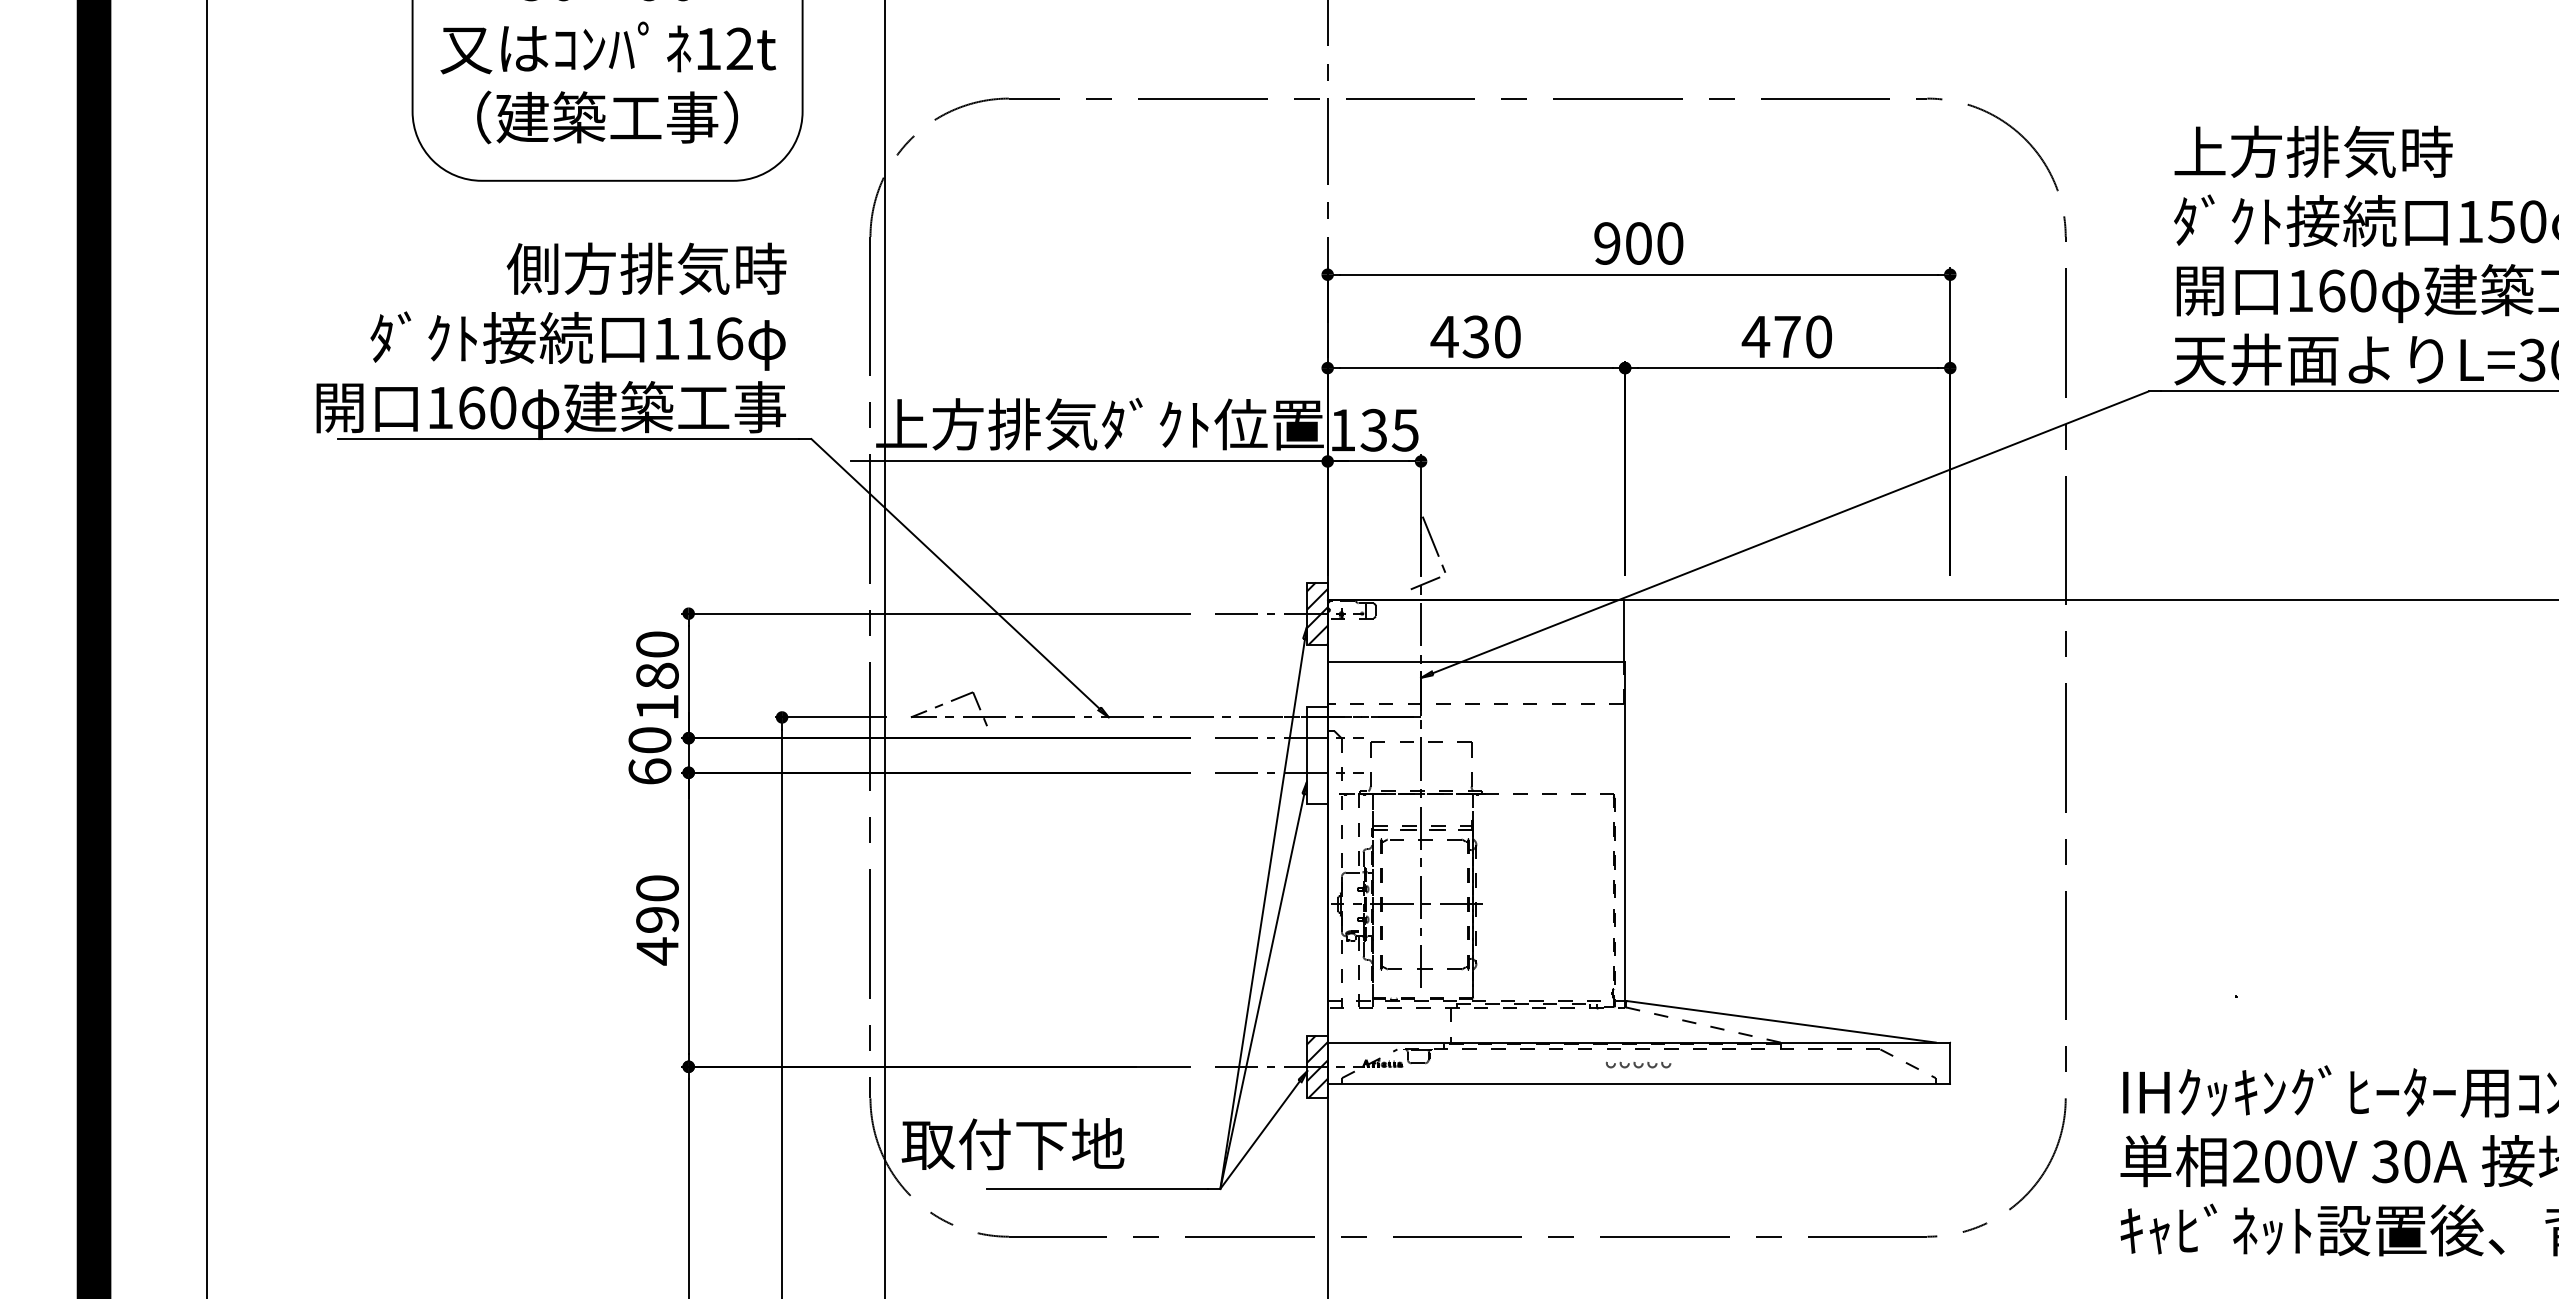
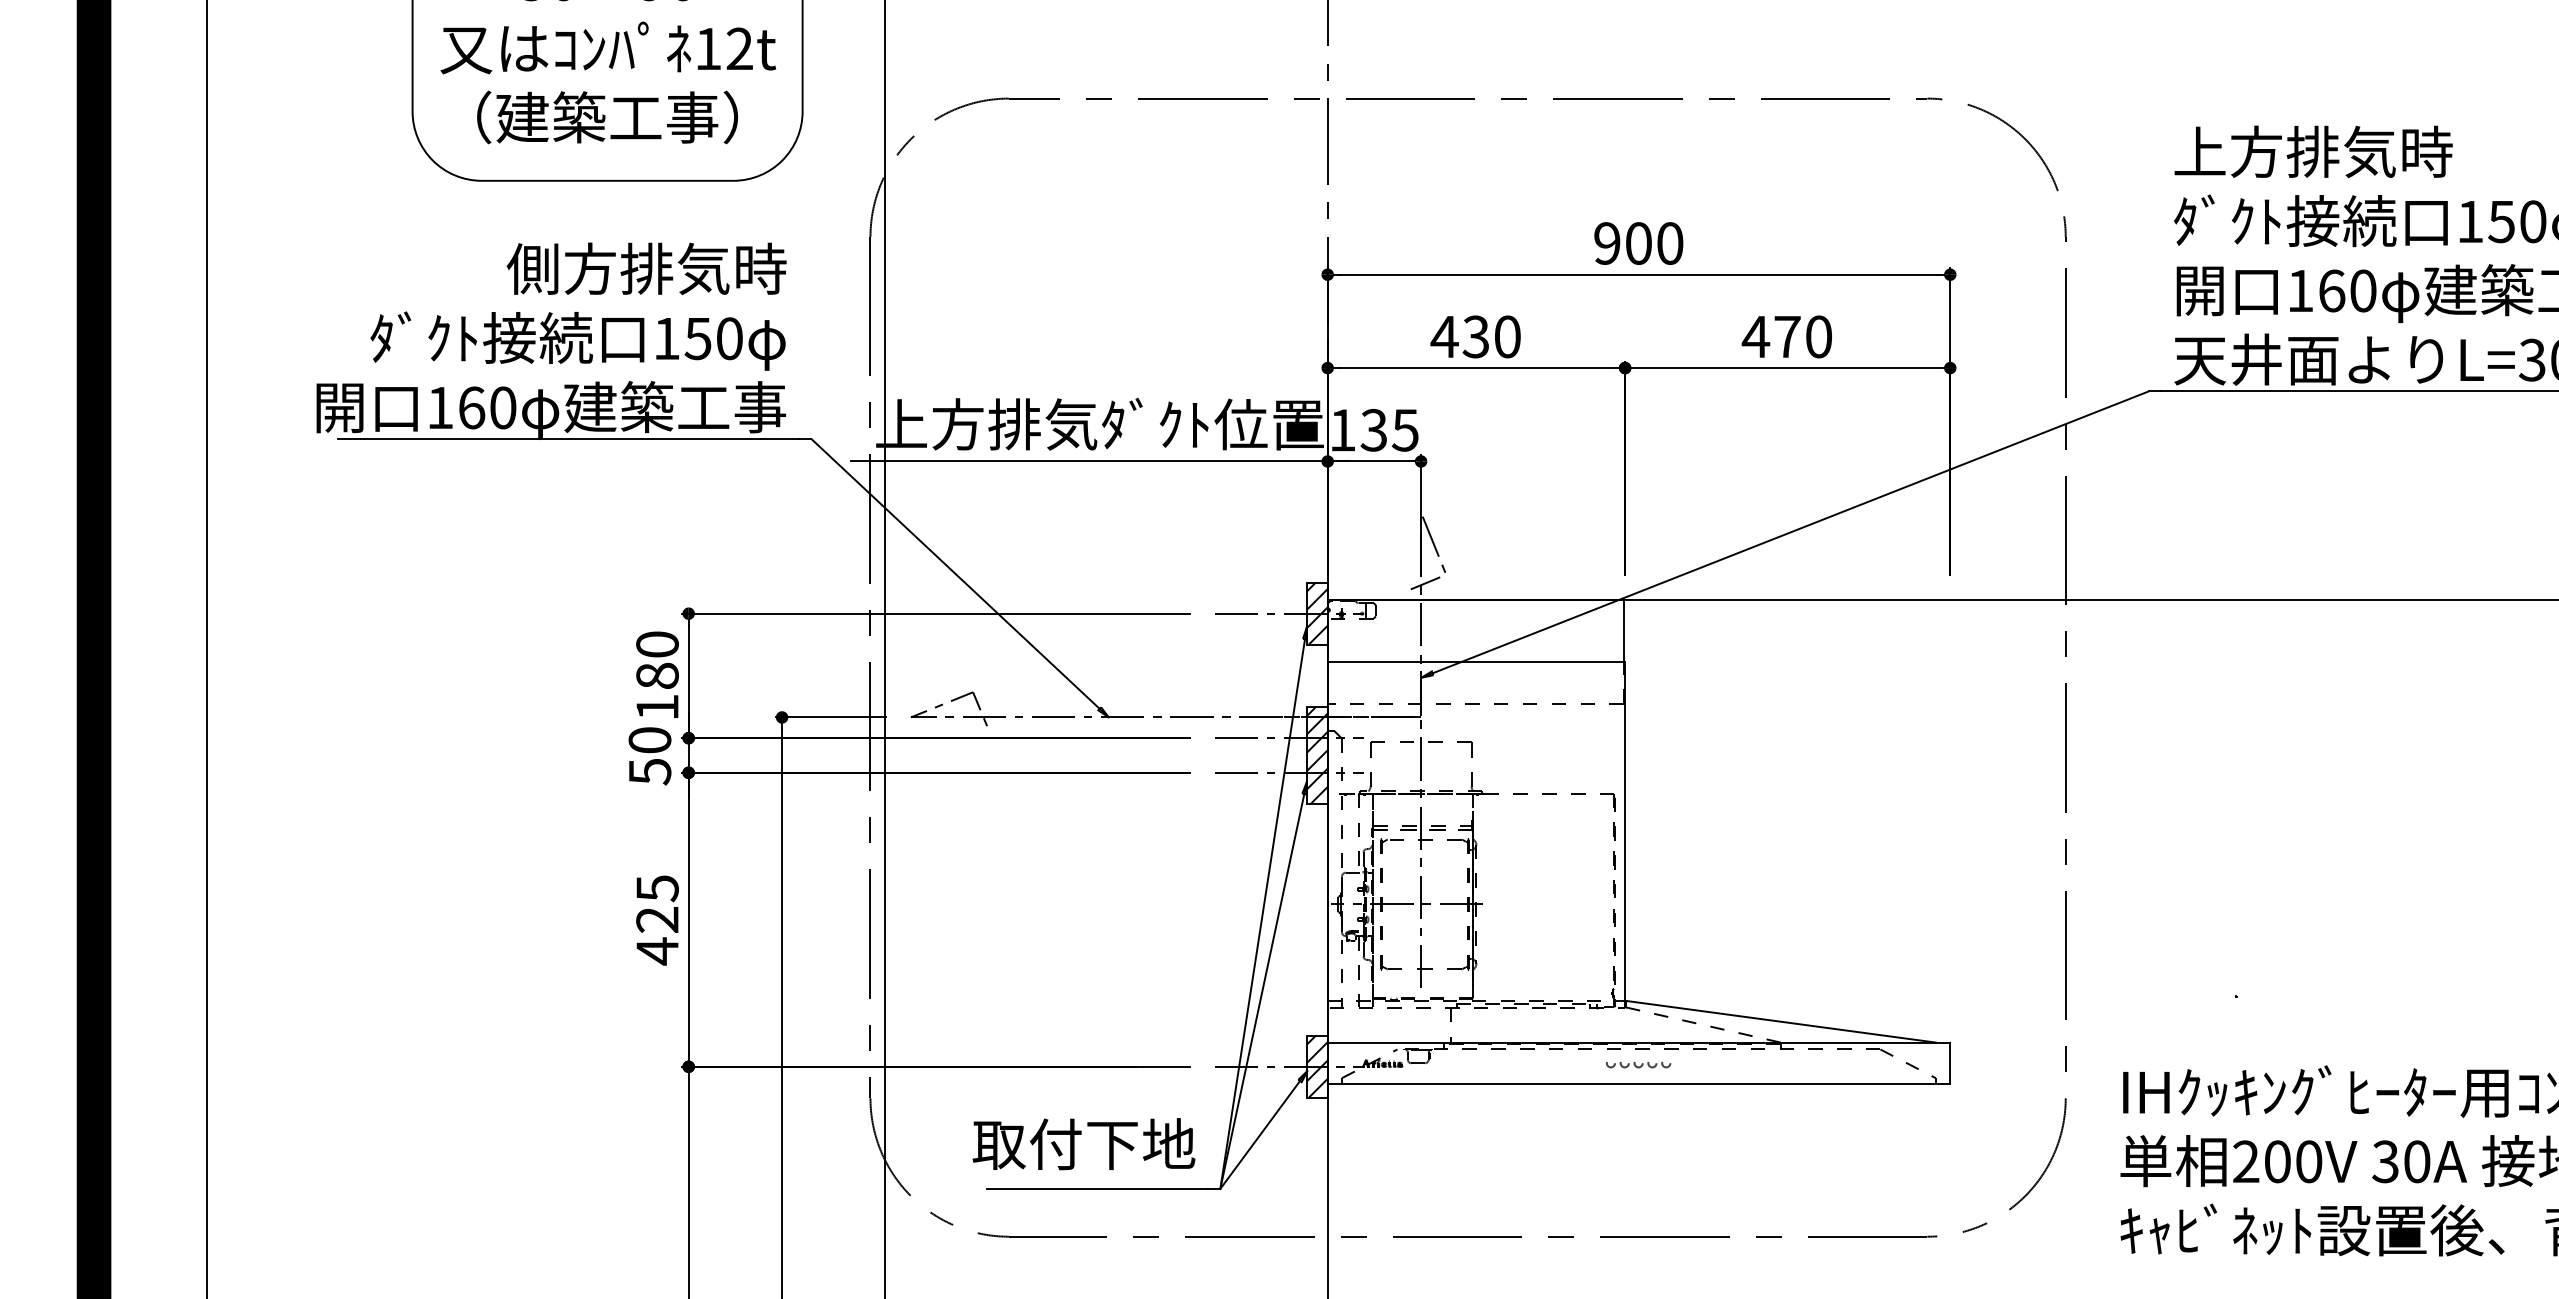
text: 116 -> 150 (713, 338)
hatch: none -> present (1316, 755)
text: 60 -> 50 (649, 771)
text: 490 -> 425 (657, 903)
text position: (1012, 1144) -> (1083, 1144) (1083, 1144)
